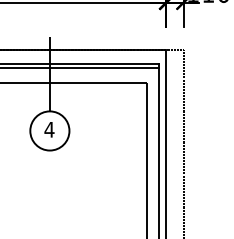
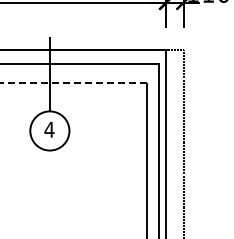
line: present -> none (80, 67)
line: solid -> dashed (73, 83)
